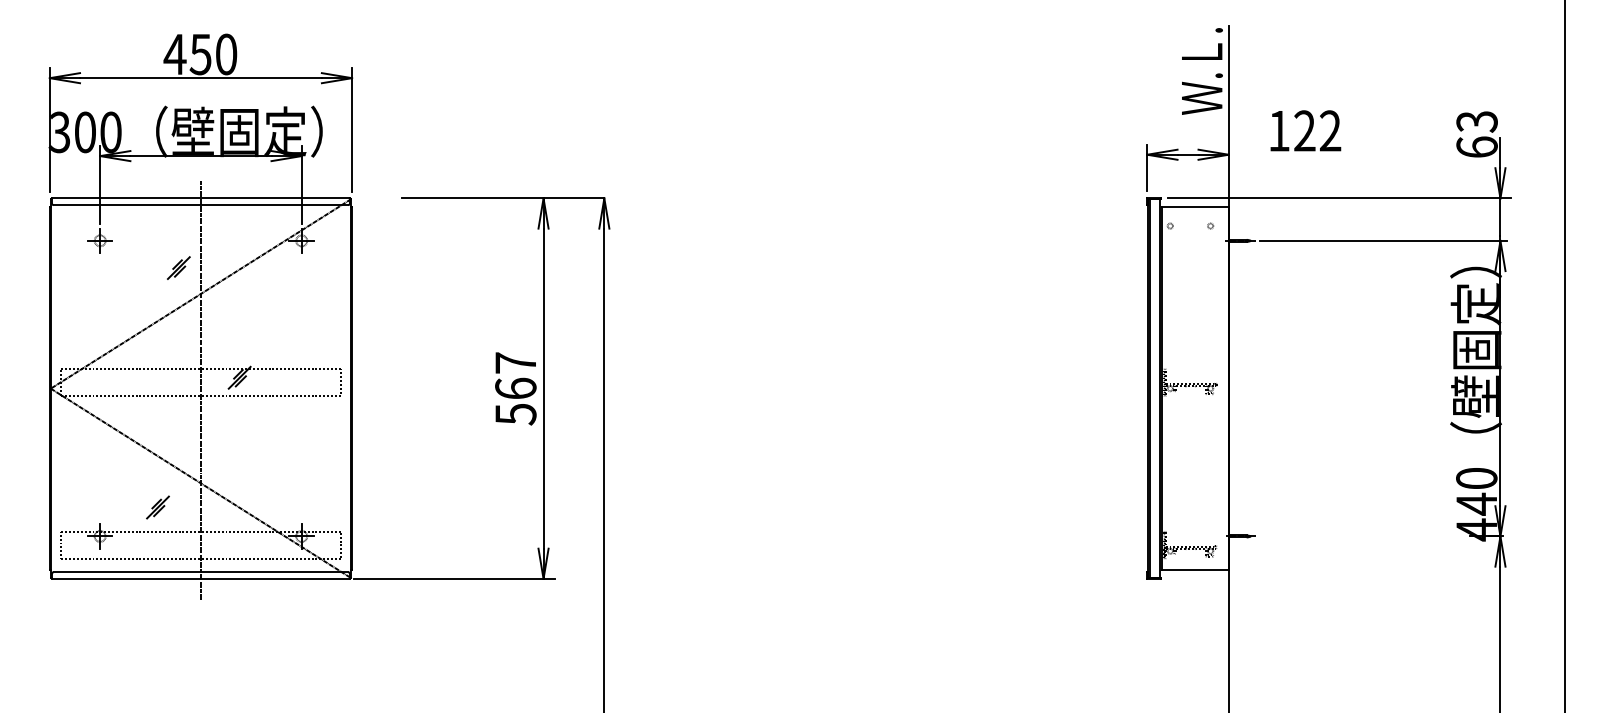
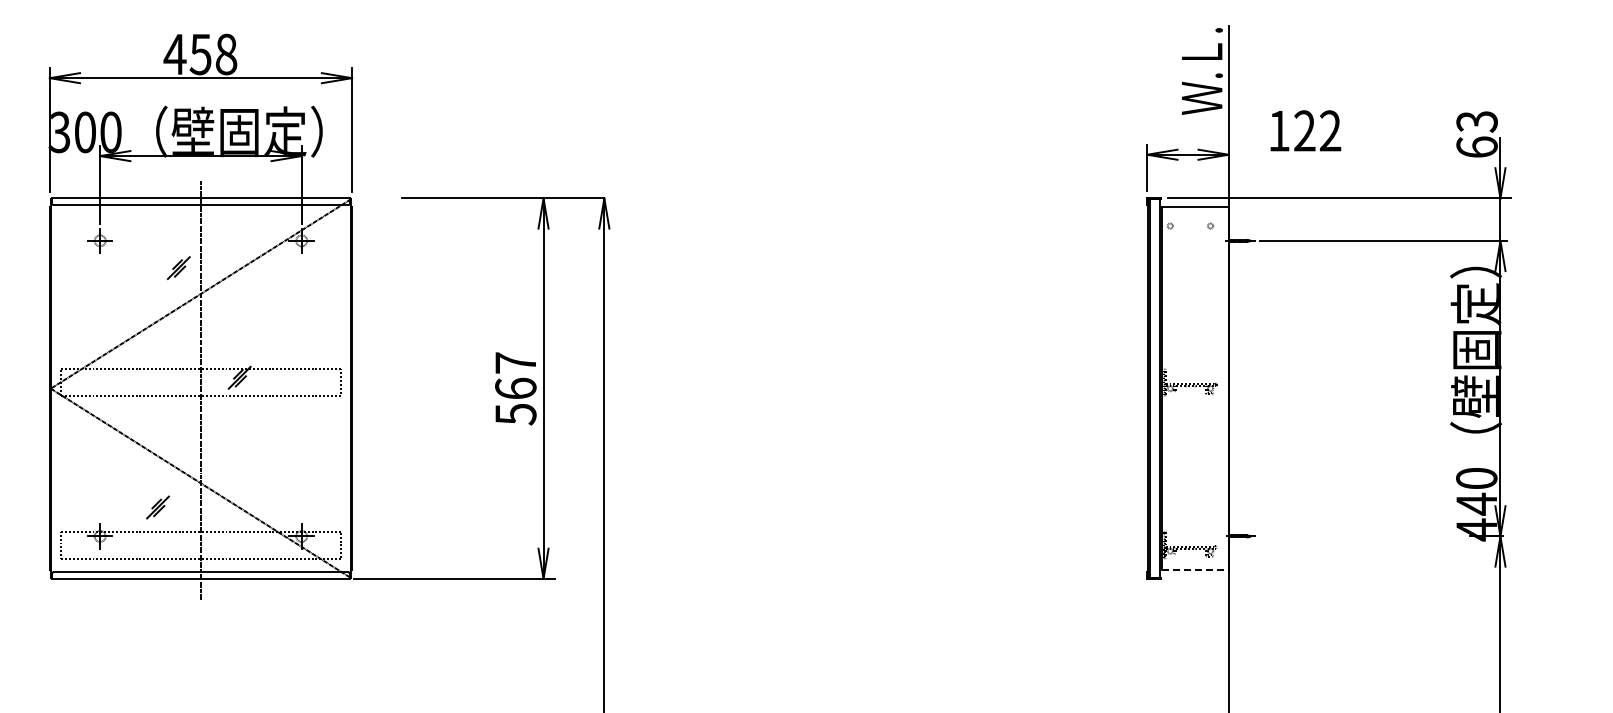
text: 450 -> 458 (226, 54)
line: present -> none (1564, 355)
line: solid -> dashed (1195, 570)
